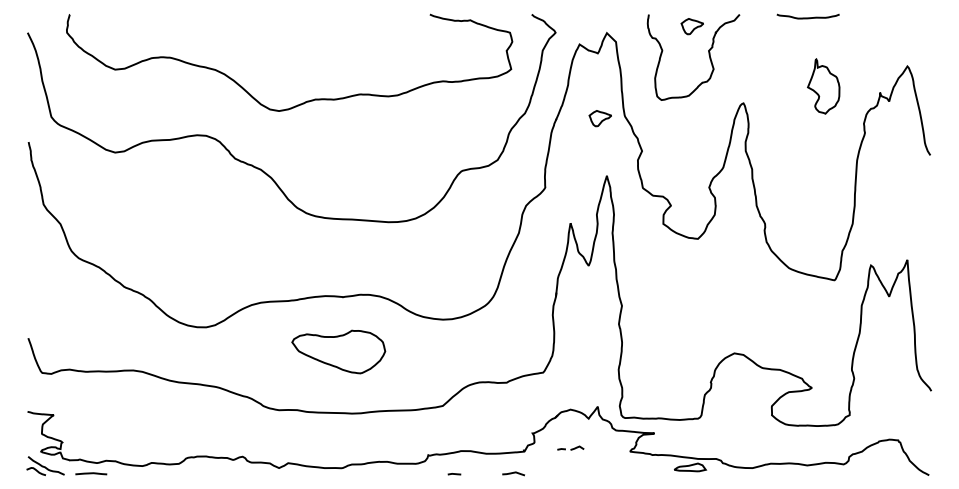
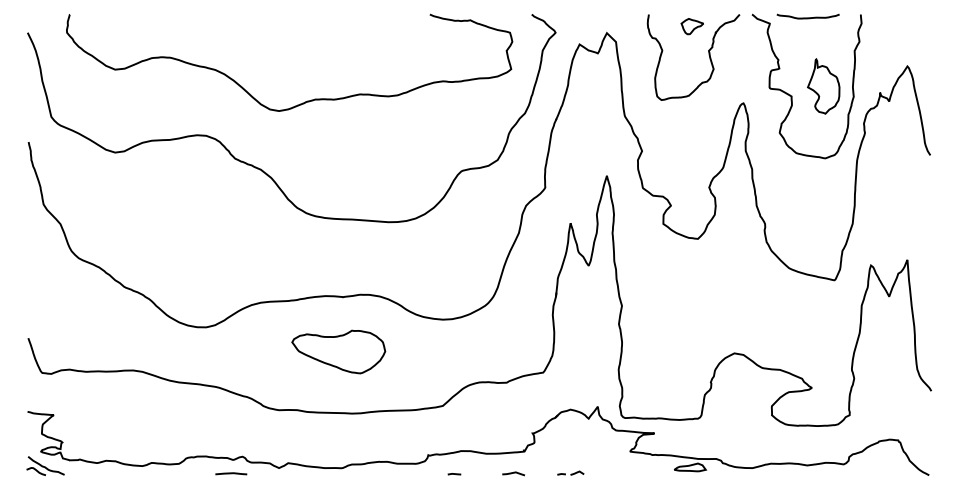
curve: none -> present (792, 95)
part: present -> none (599, 118)
part position: (570, 447) -> (570, 472) (570, 472)
line position: (91, 473) -> (231, 473) (231, 473)
